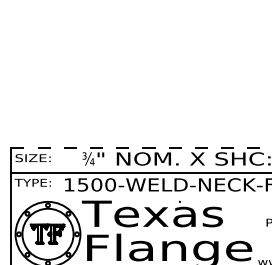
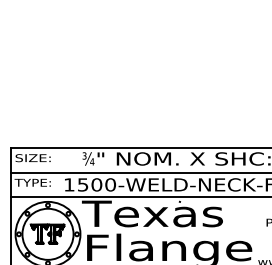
line: dashed -> solid (142, 148)
line: none -> present (139, 197)
